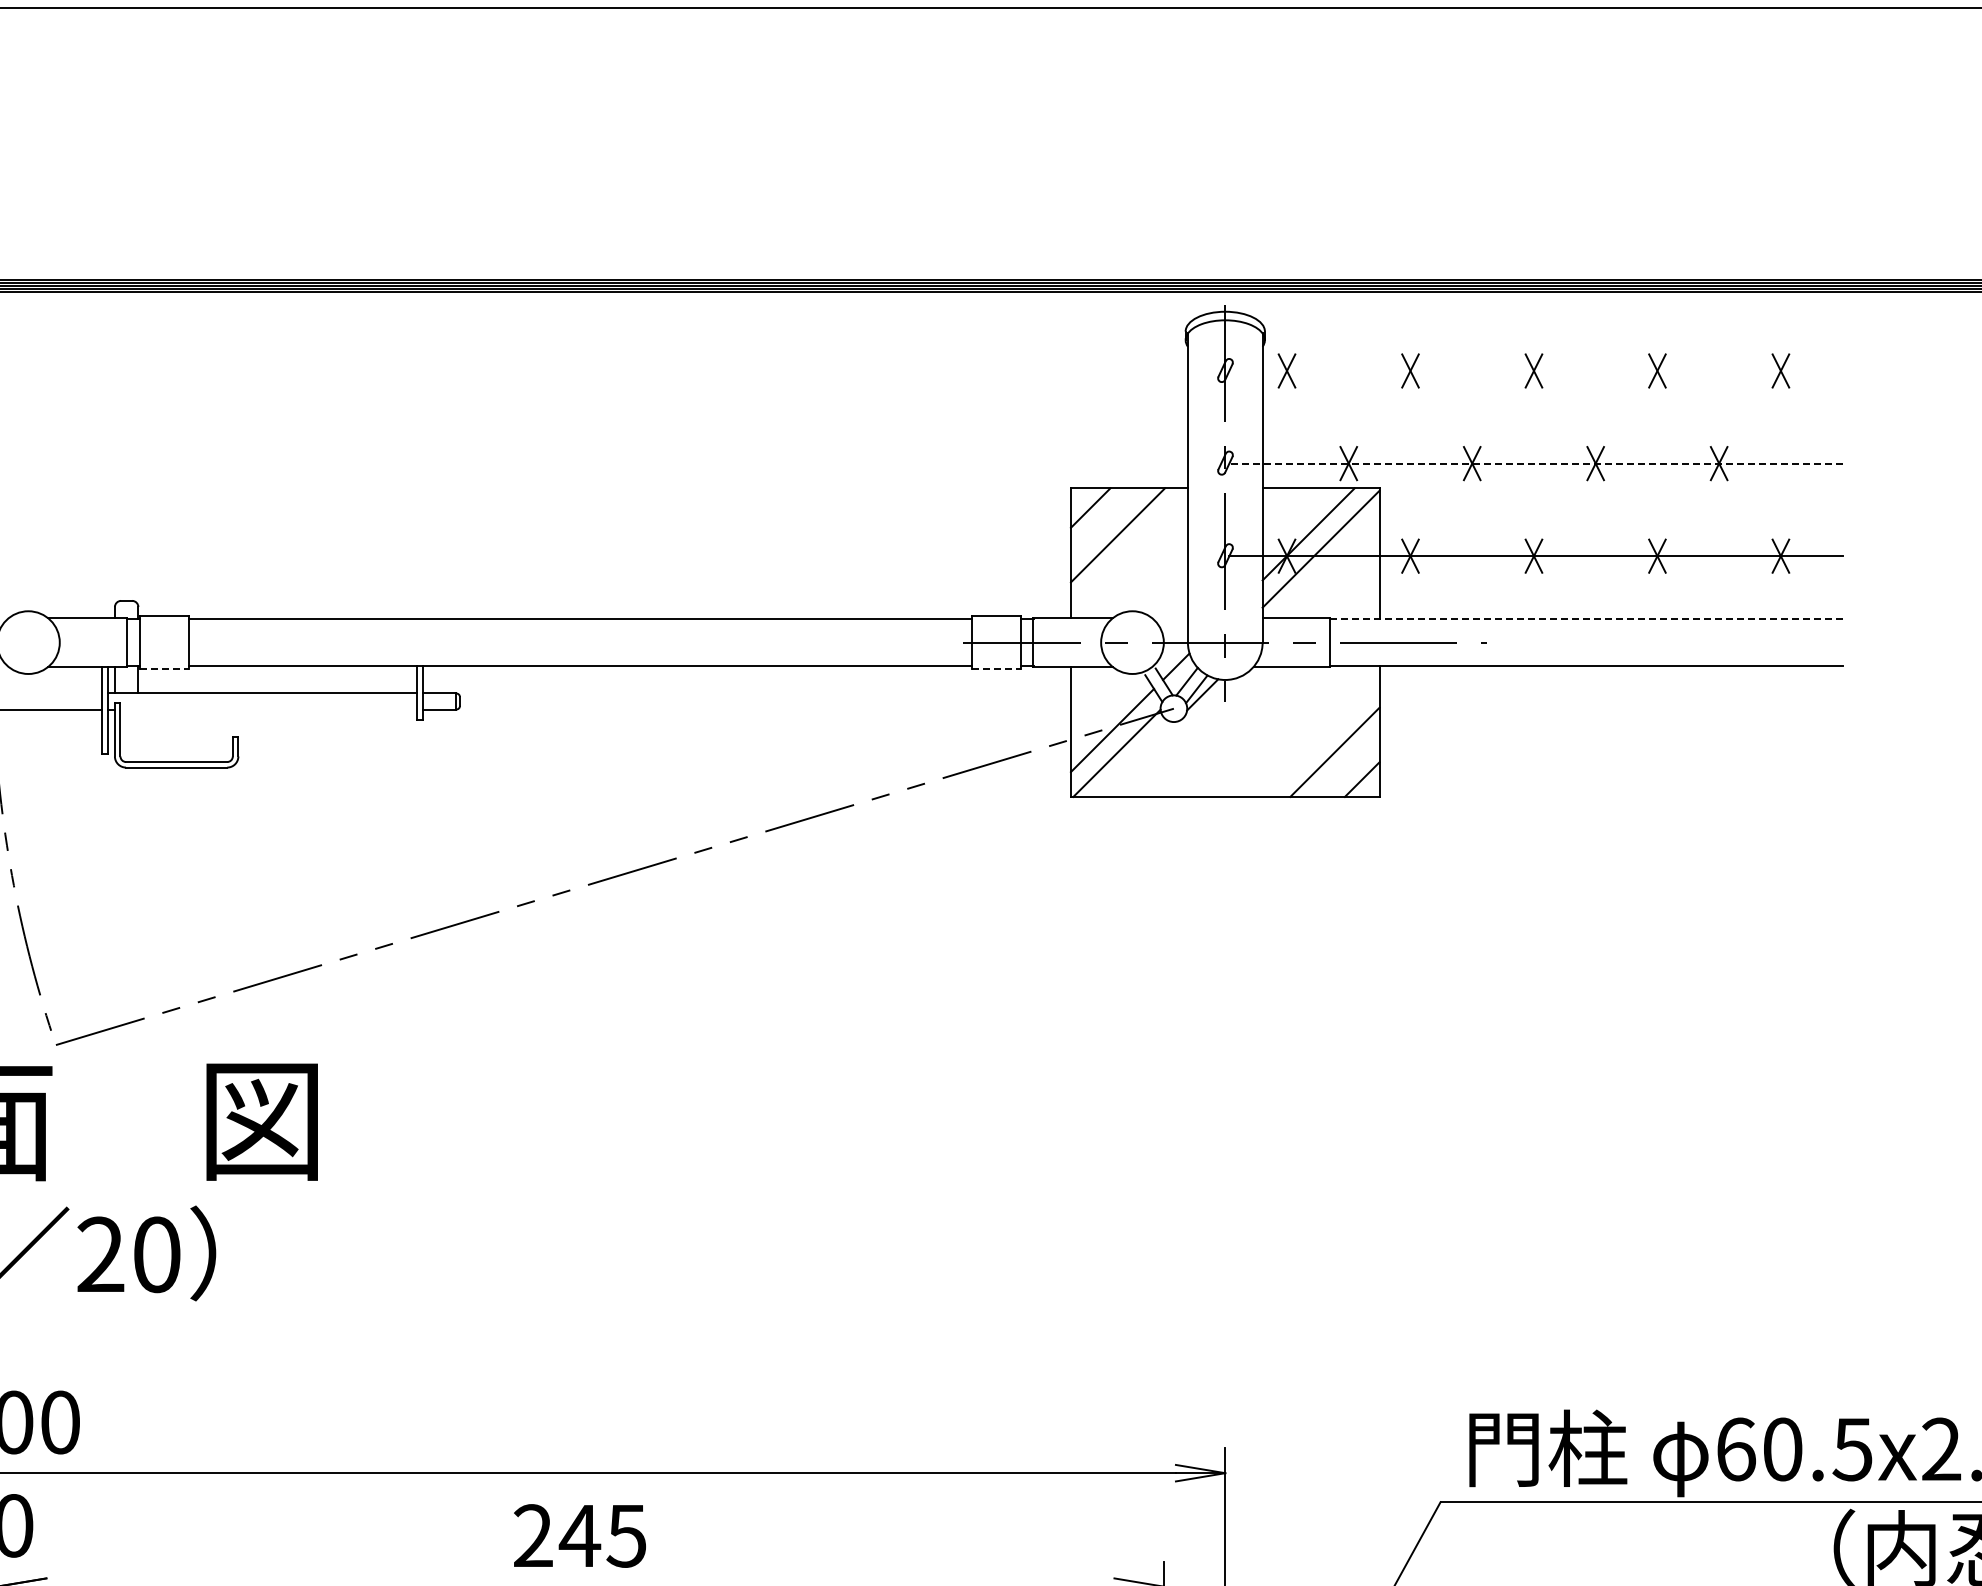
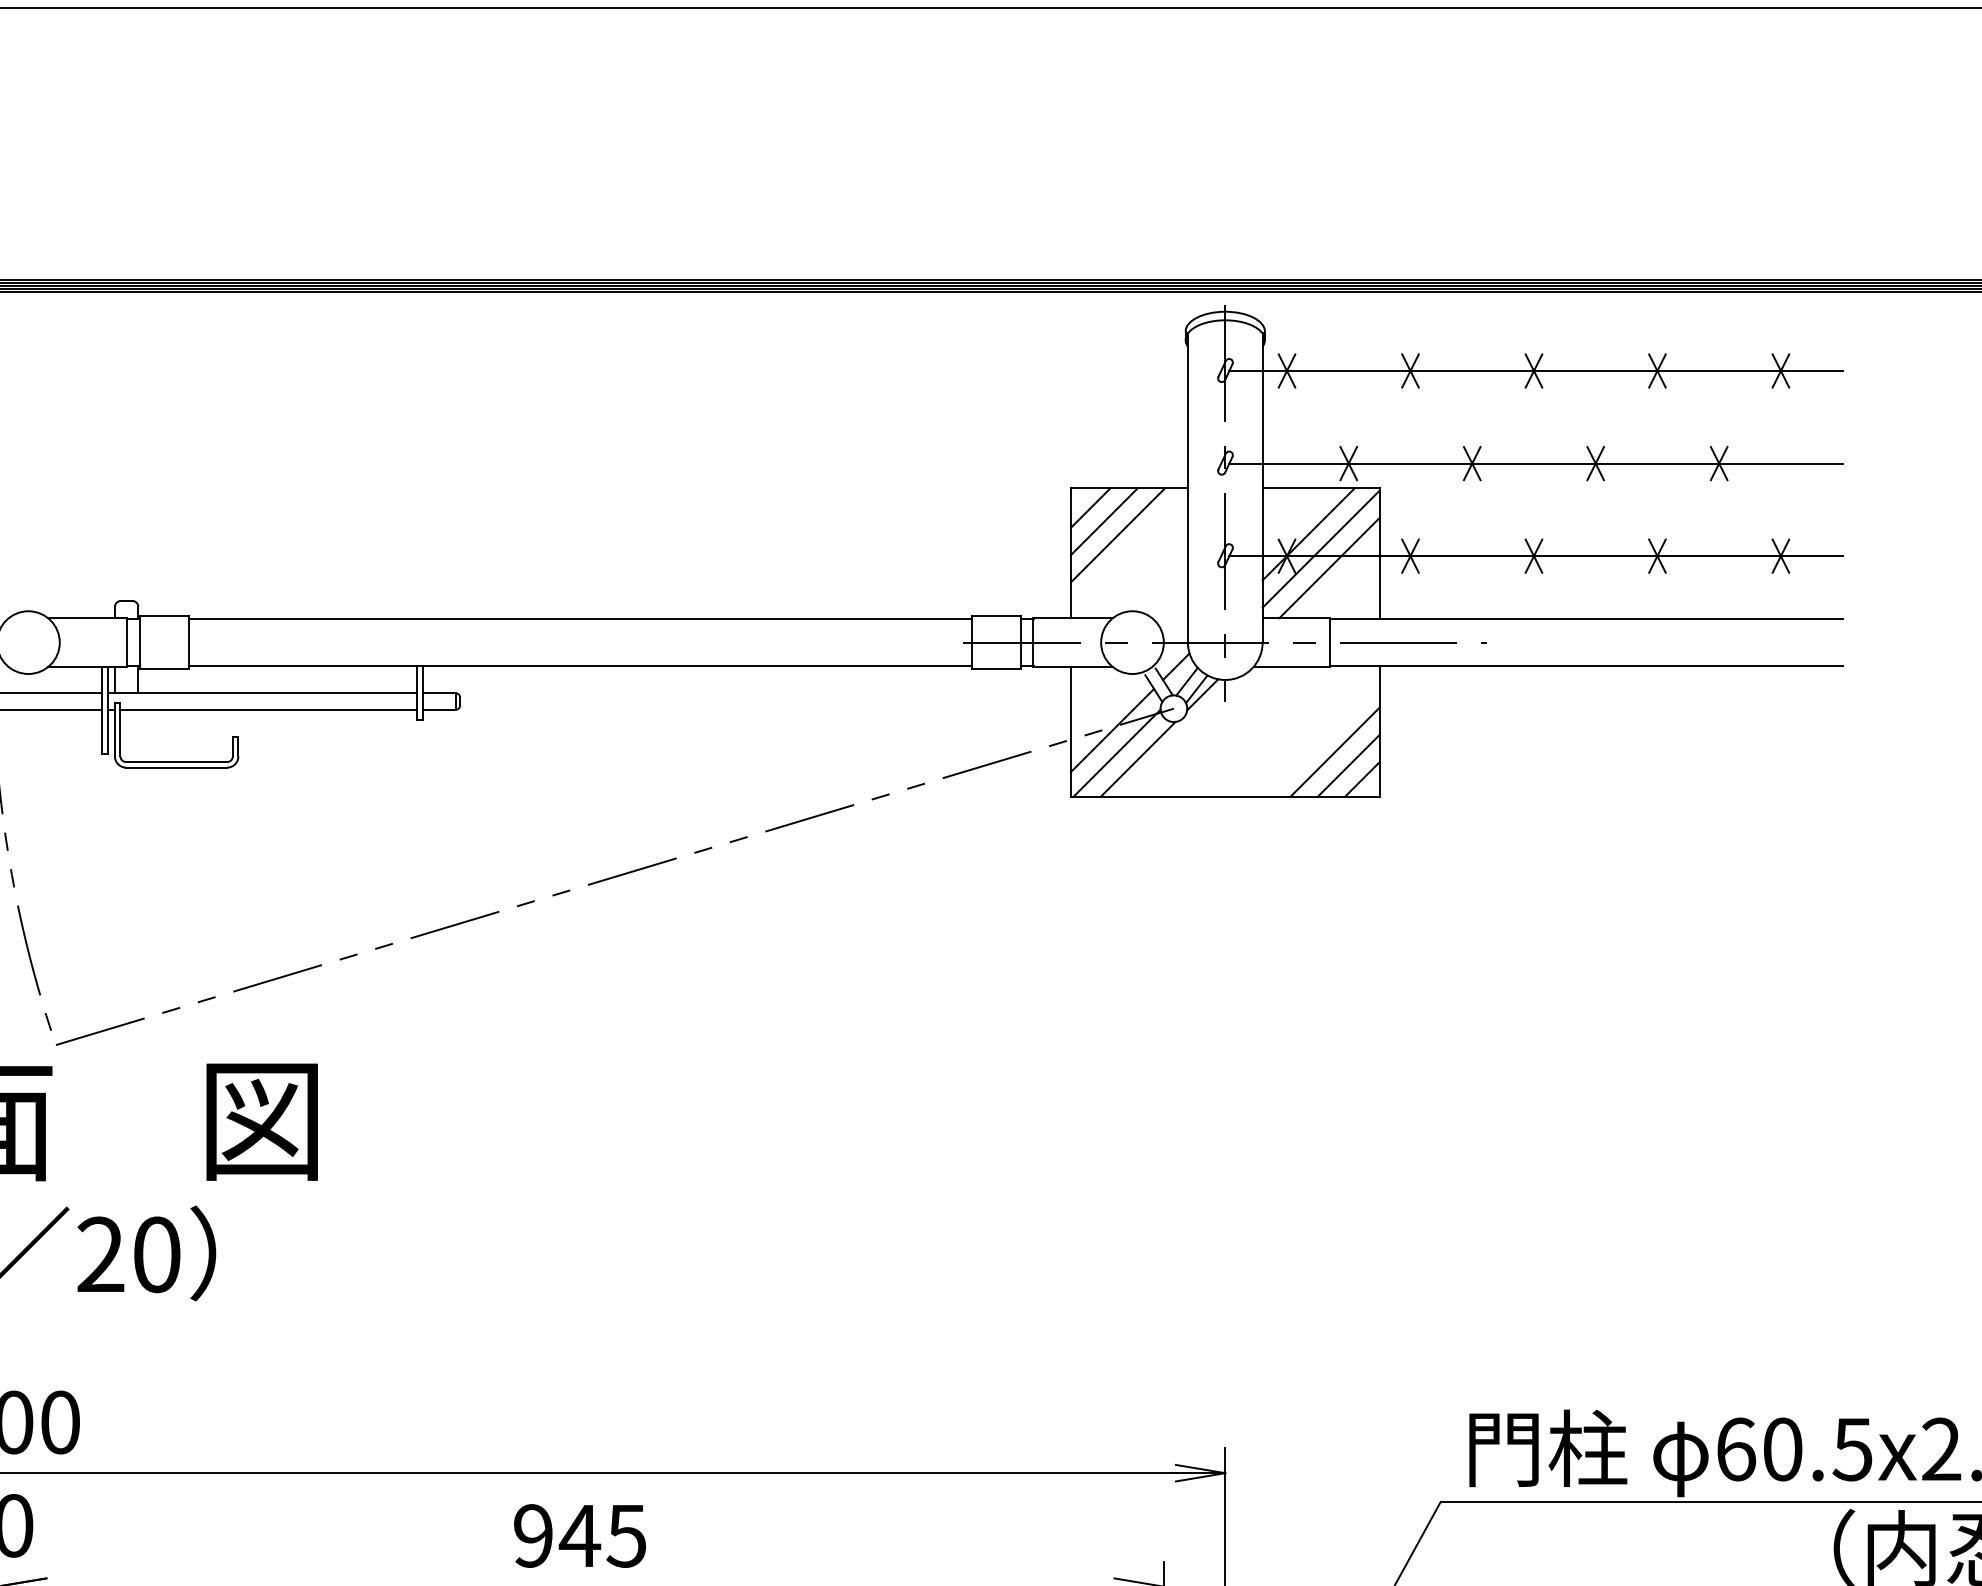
line: none -> present (1535, 371)
line: dashed -> solid (1536, 463)
line: none -> present (1103, 521)
line: none -> present (1329, 567)
line: dashed -> solid (1586, 619)
line: dashed -> solid (164, 668)
line: dashed -> solid (996, 668)
line: none -> present (51, 693)
line: none -> present (268, 709)
line: none -> present (1137, 758)
line: none -> present (1348, 765)
text: 245 -> 945 (533, 1535)
